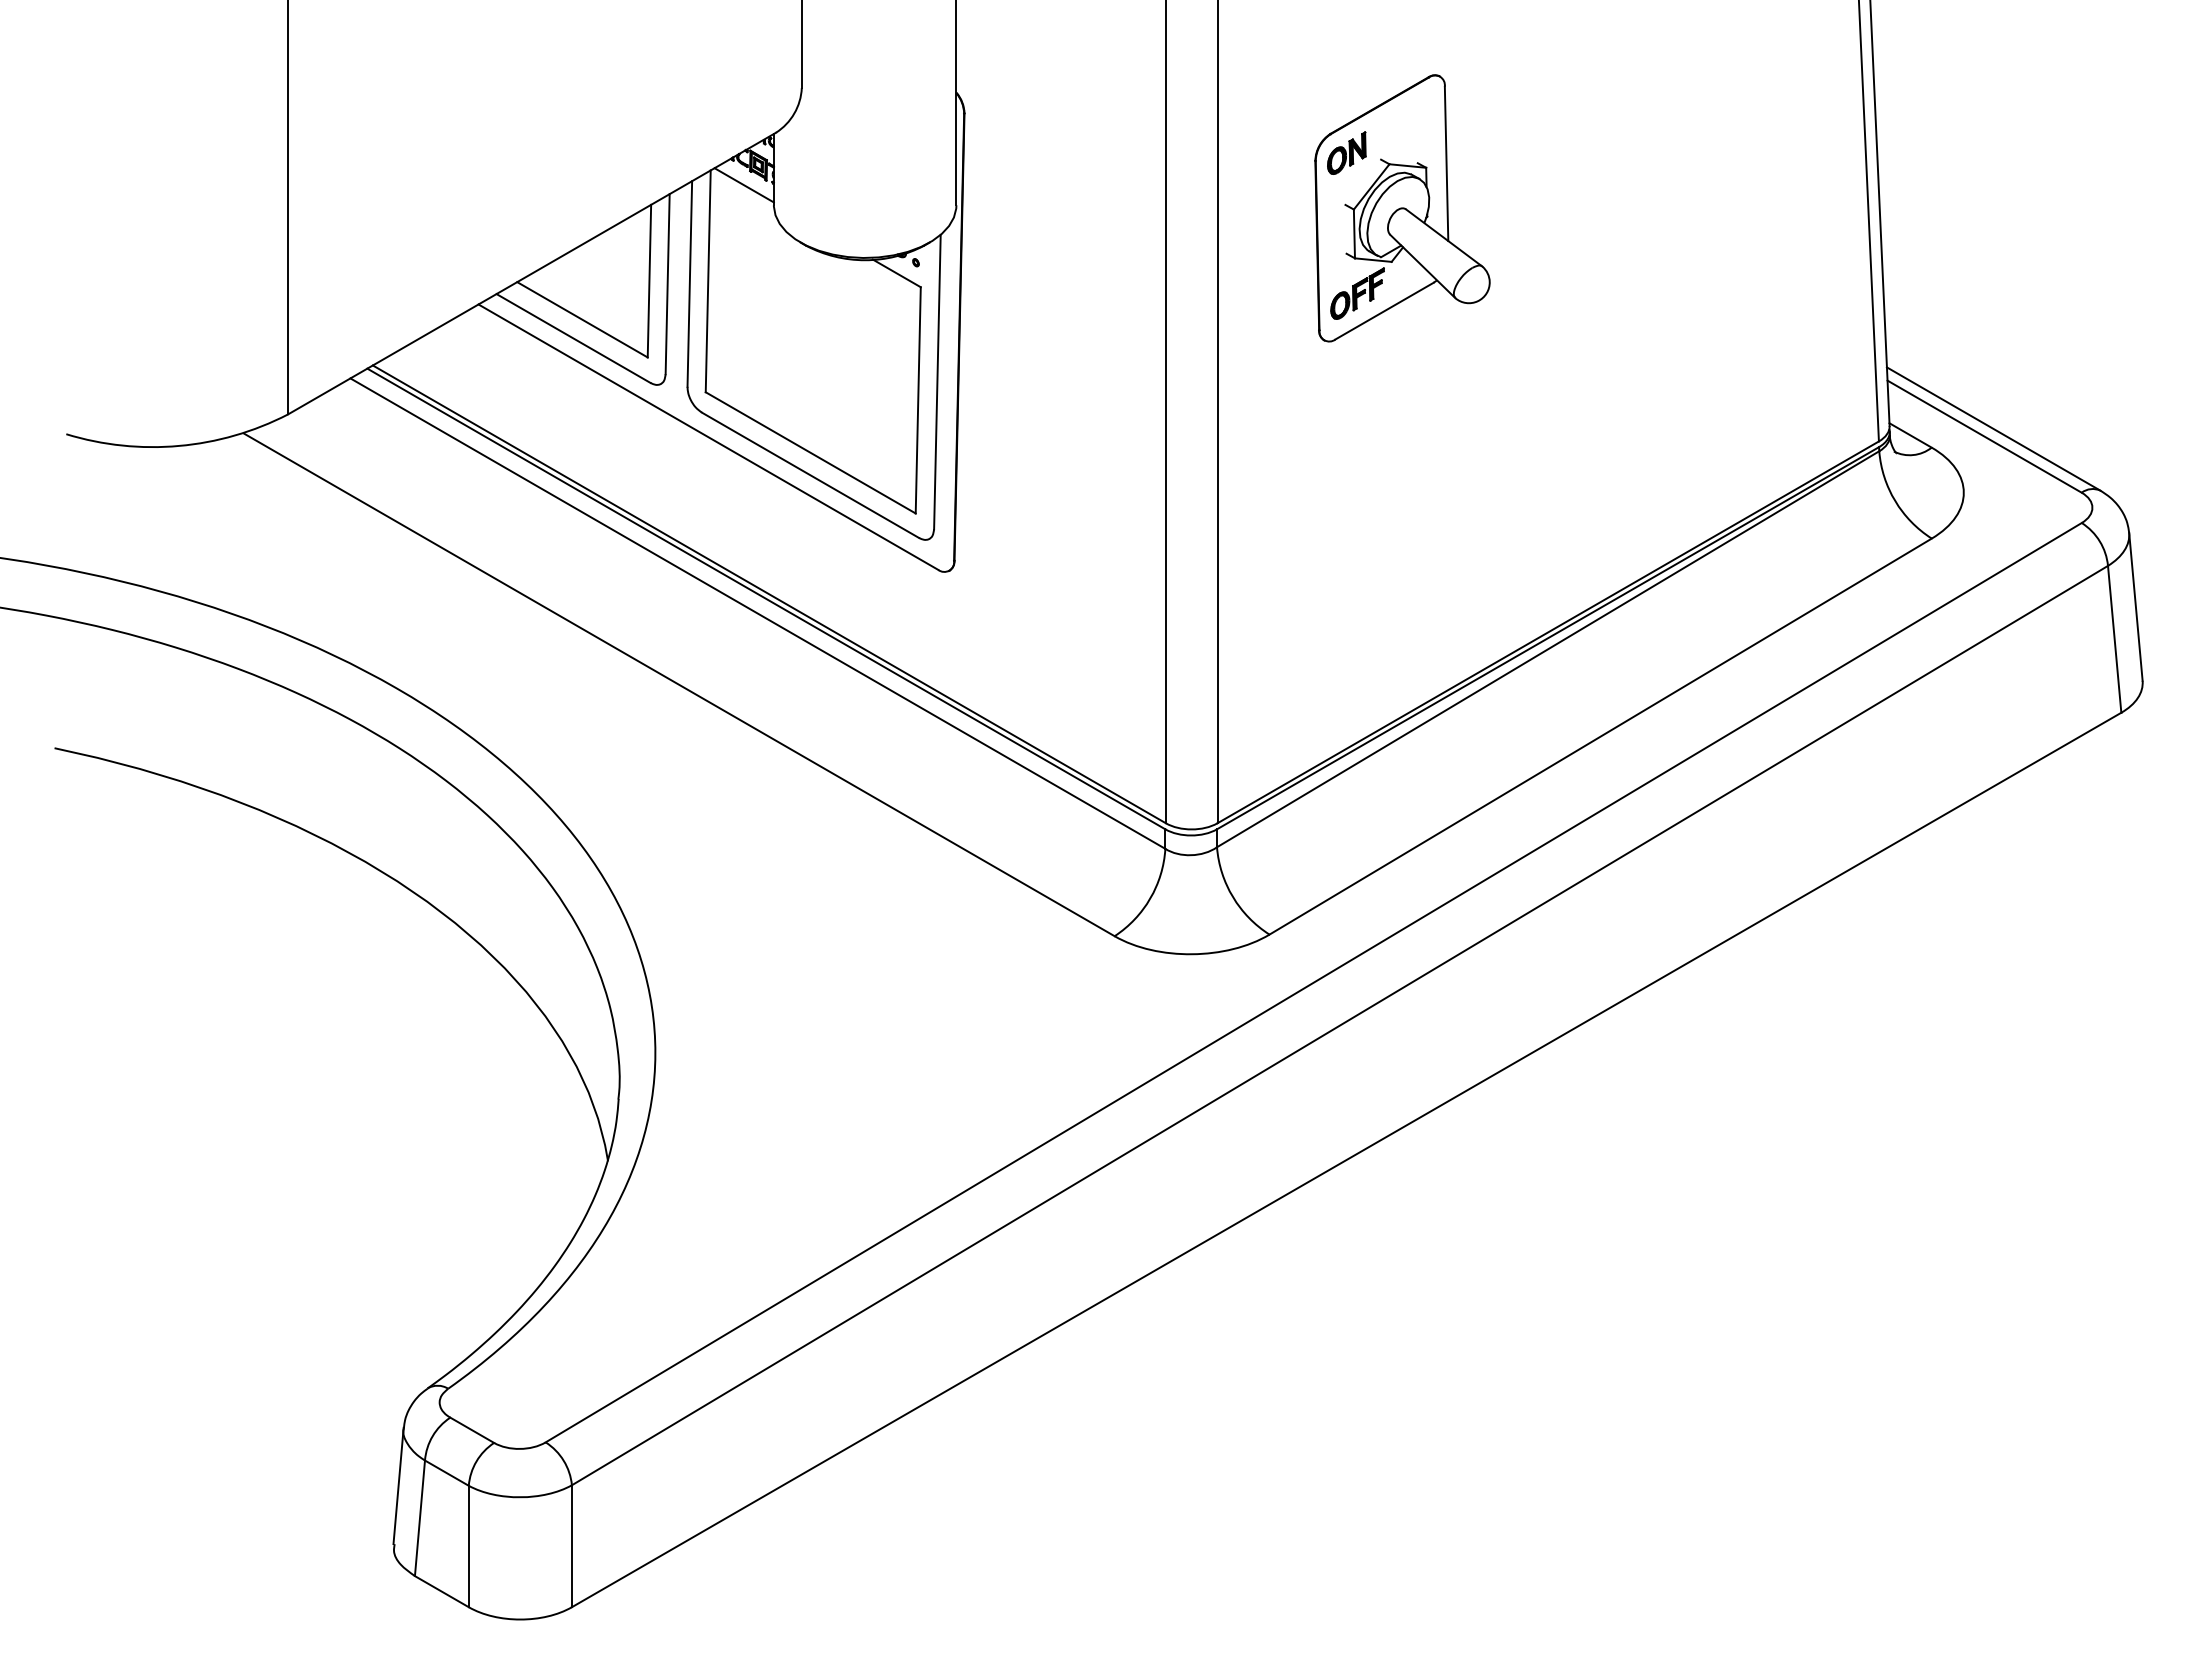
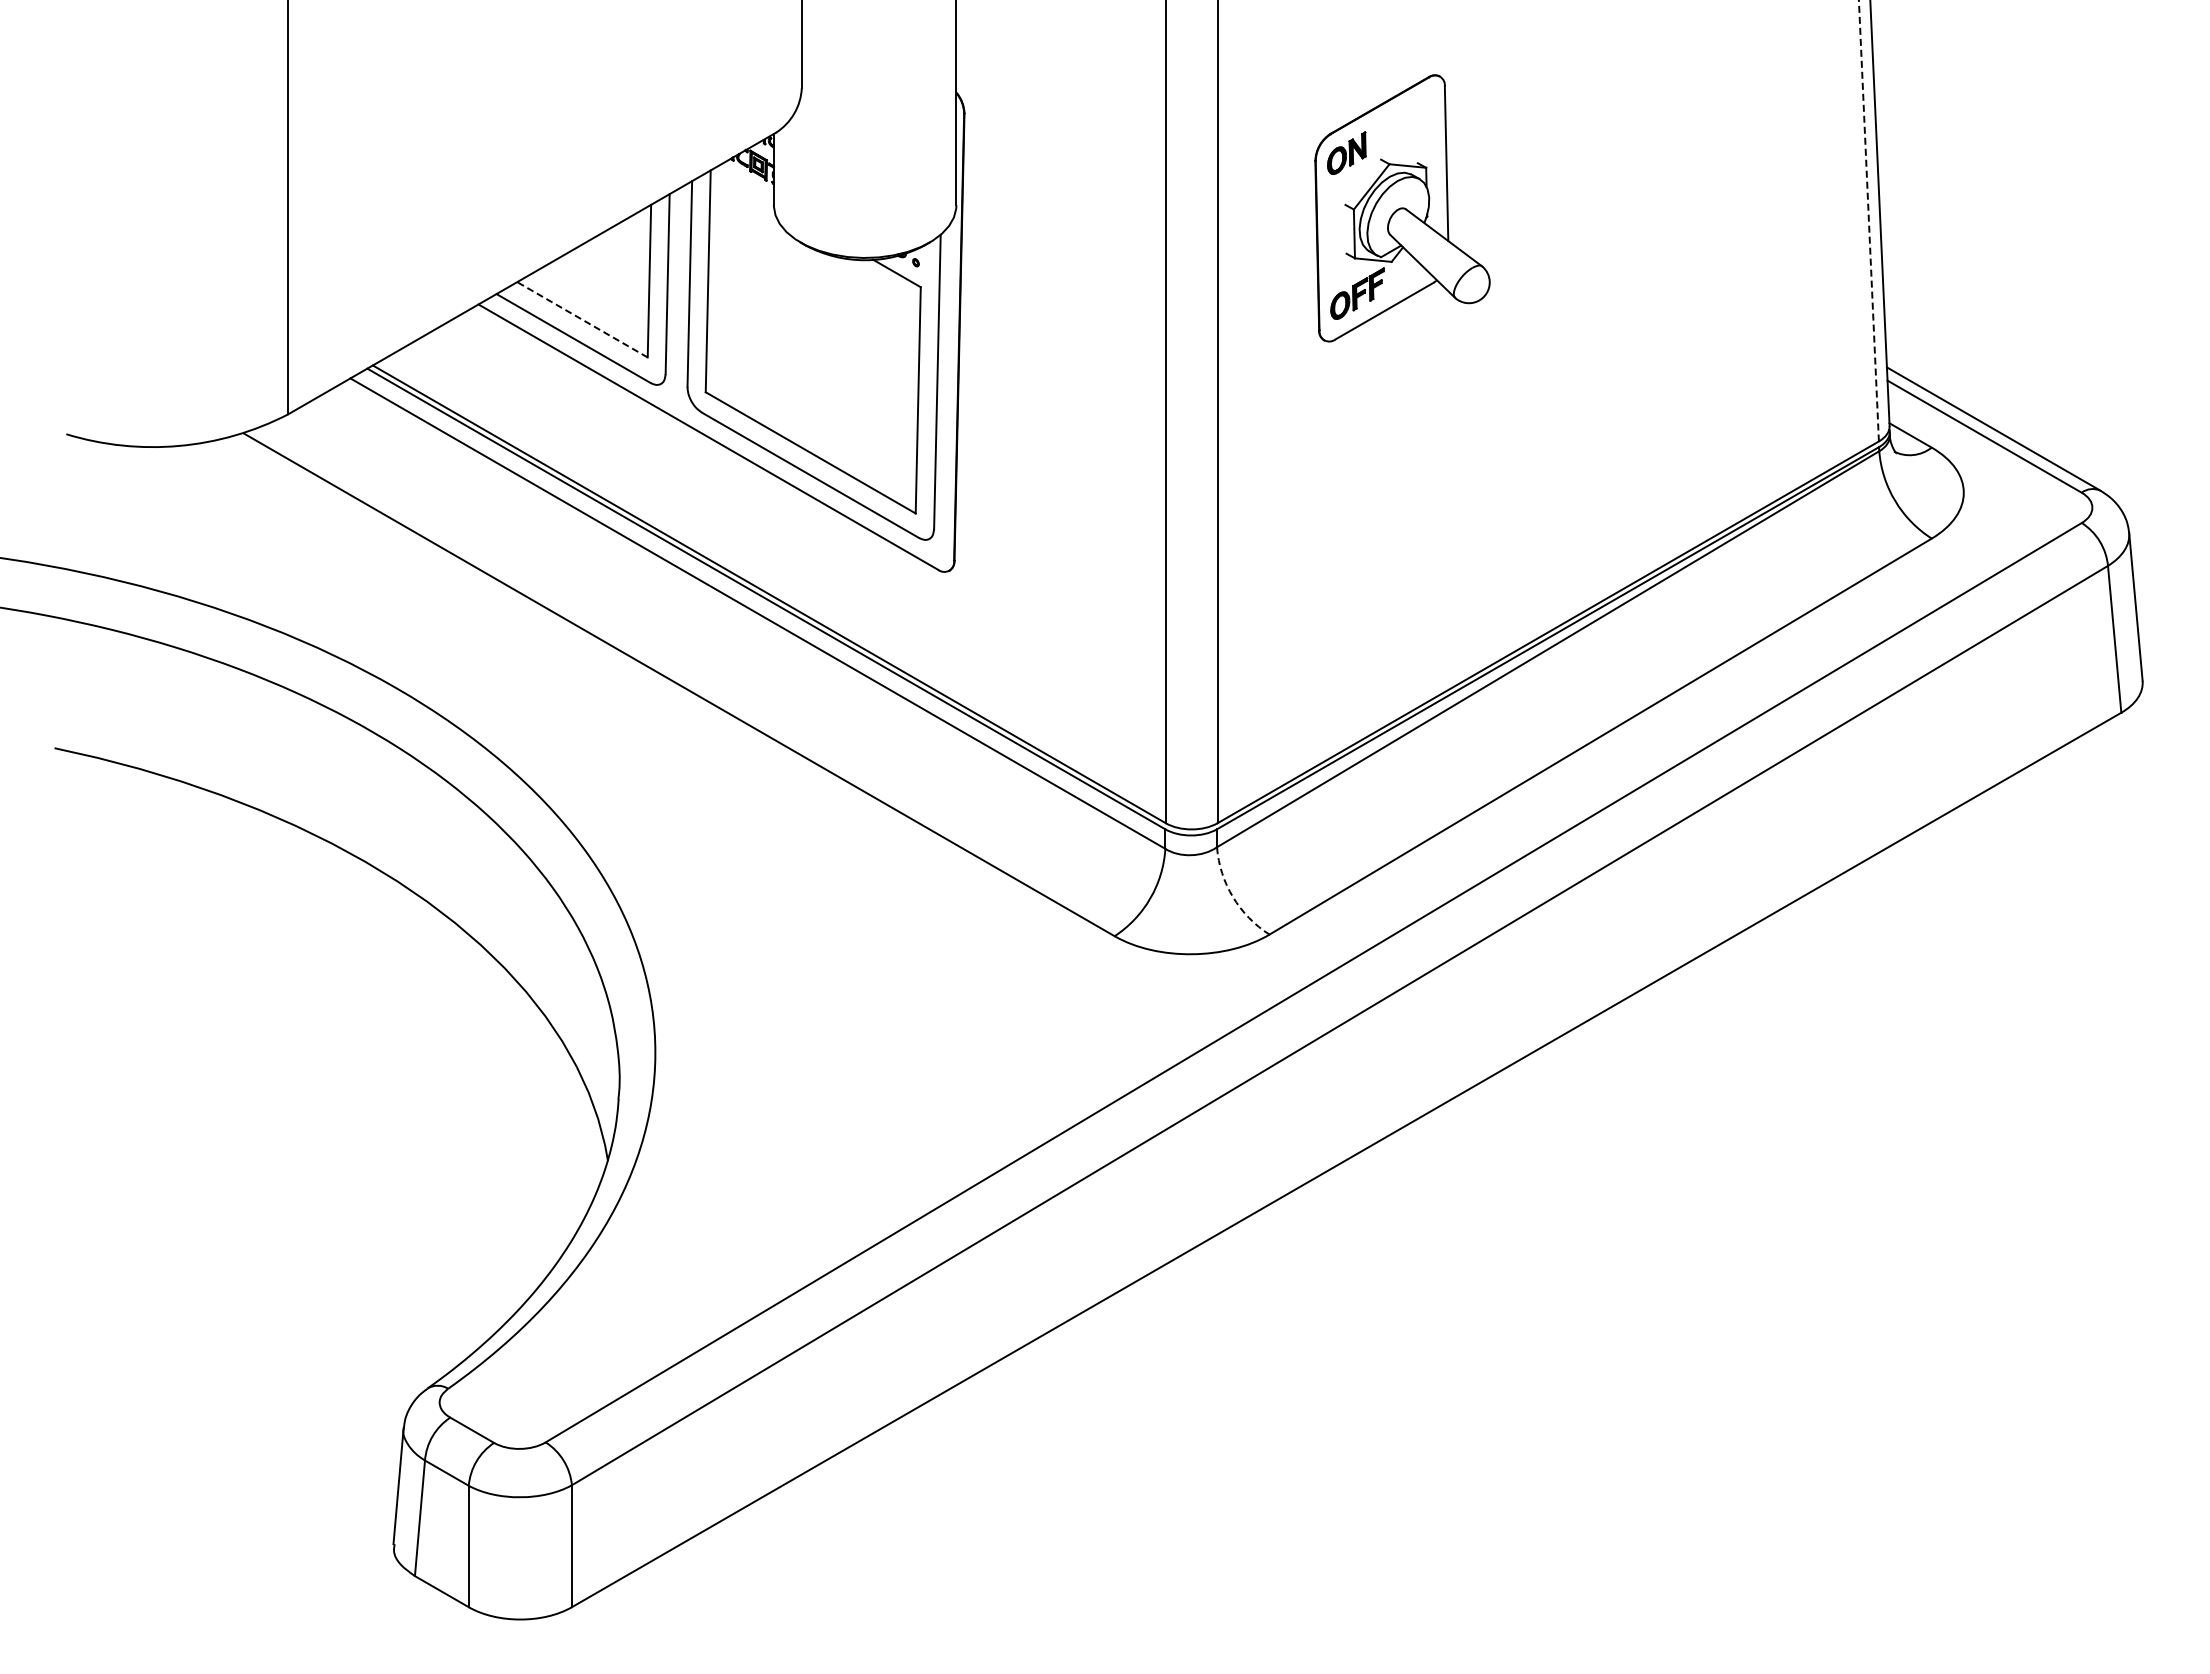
line: present -> none (743, 185)
line: solid -> dashed (1868, 220)
line: solid -> dashed (582, 319)
arc: solid -> dashed (1233, 897)
